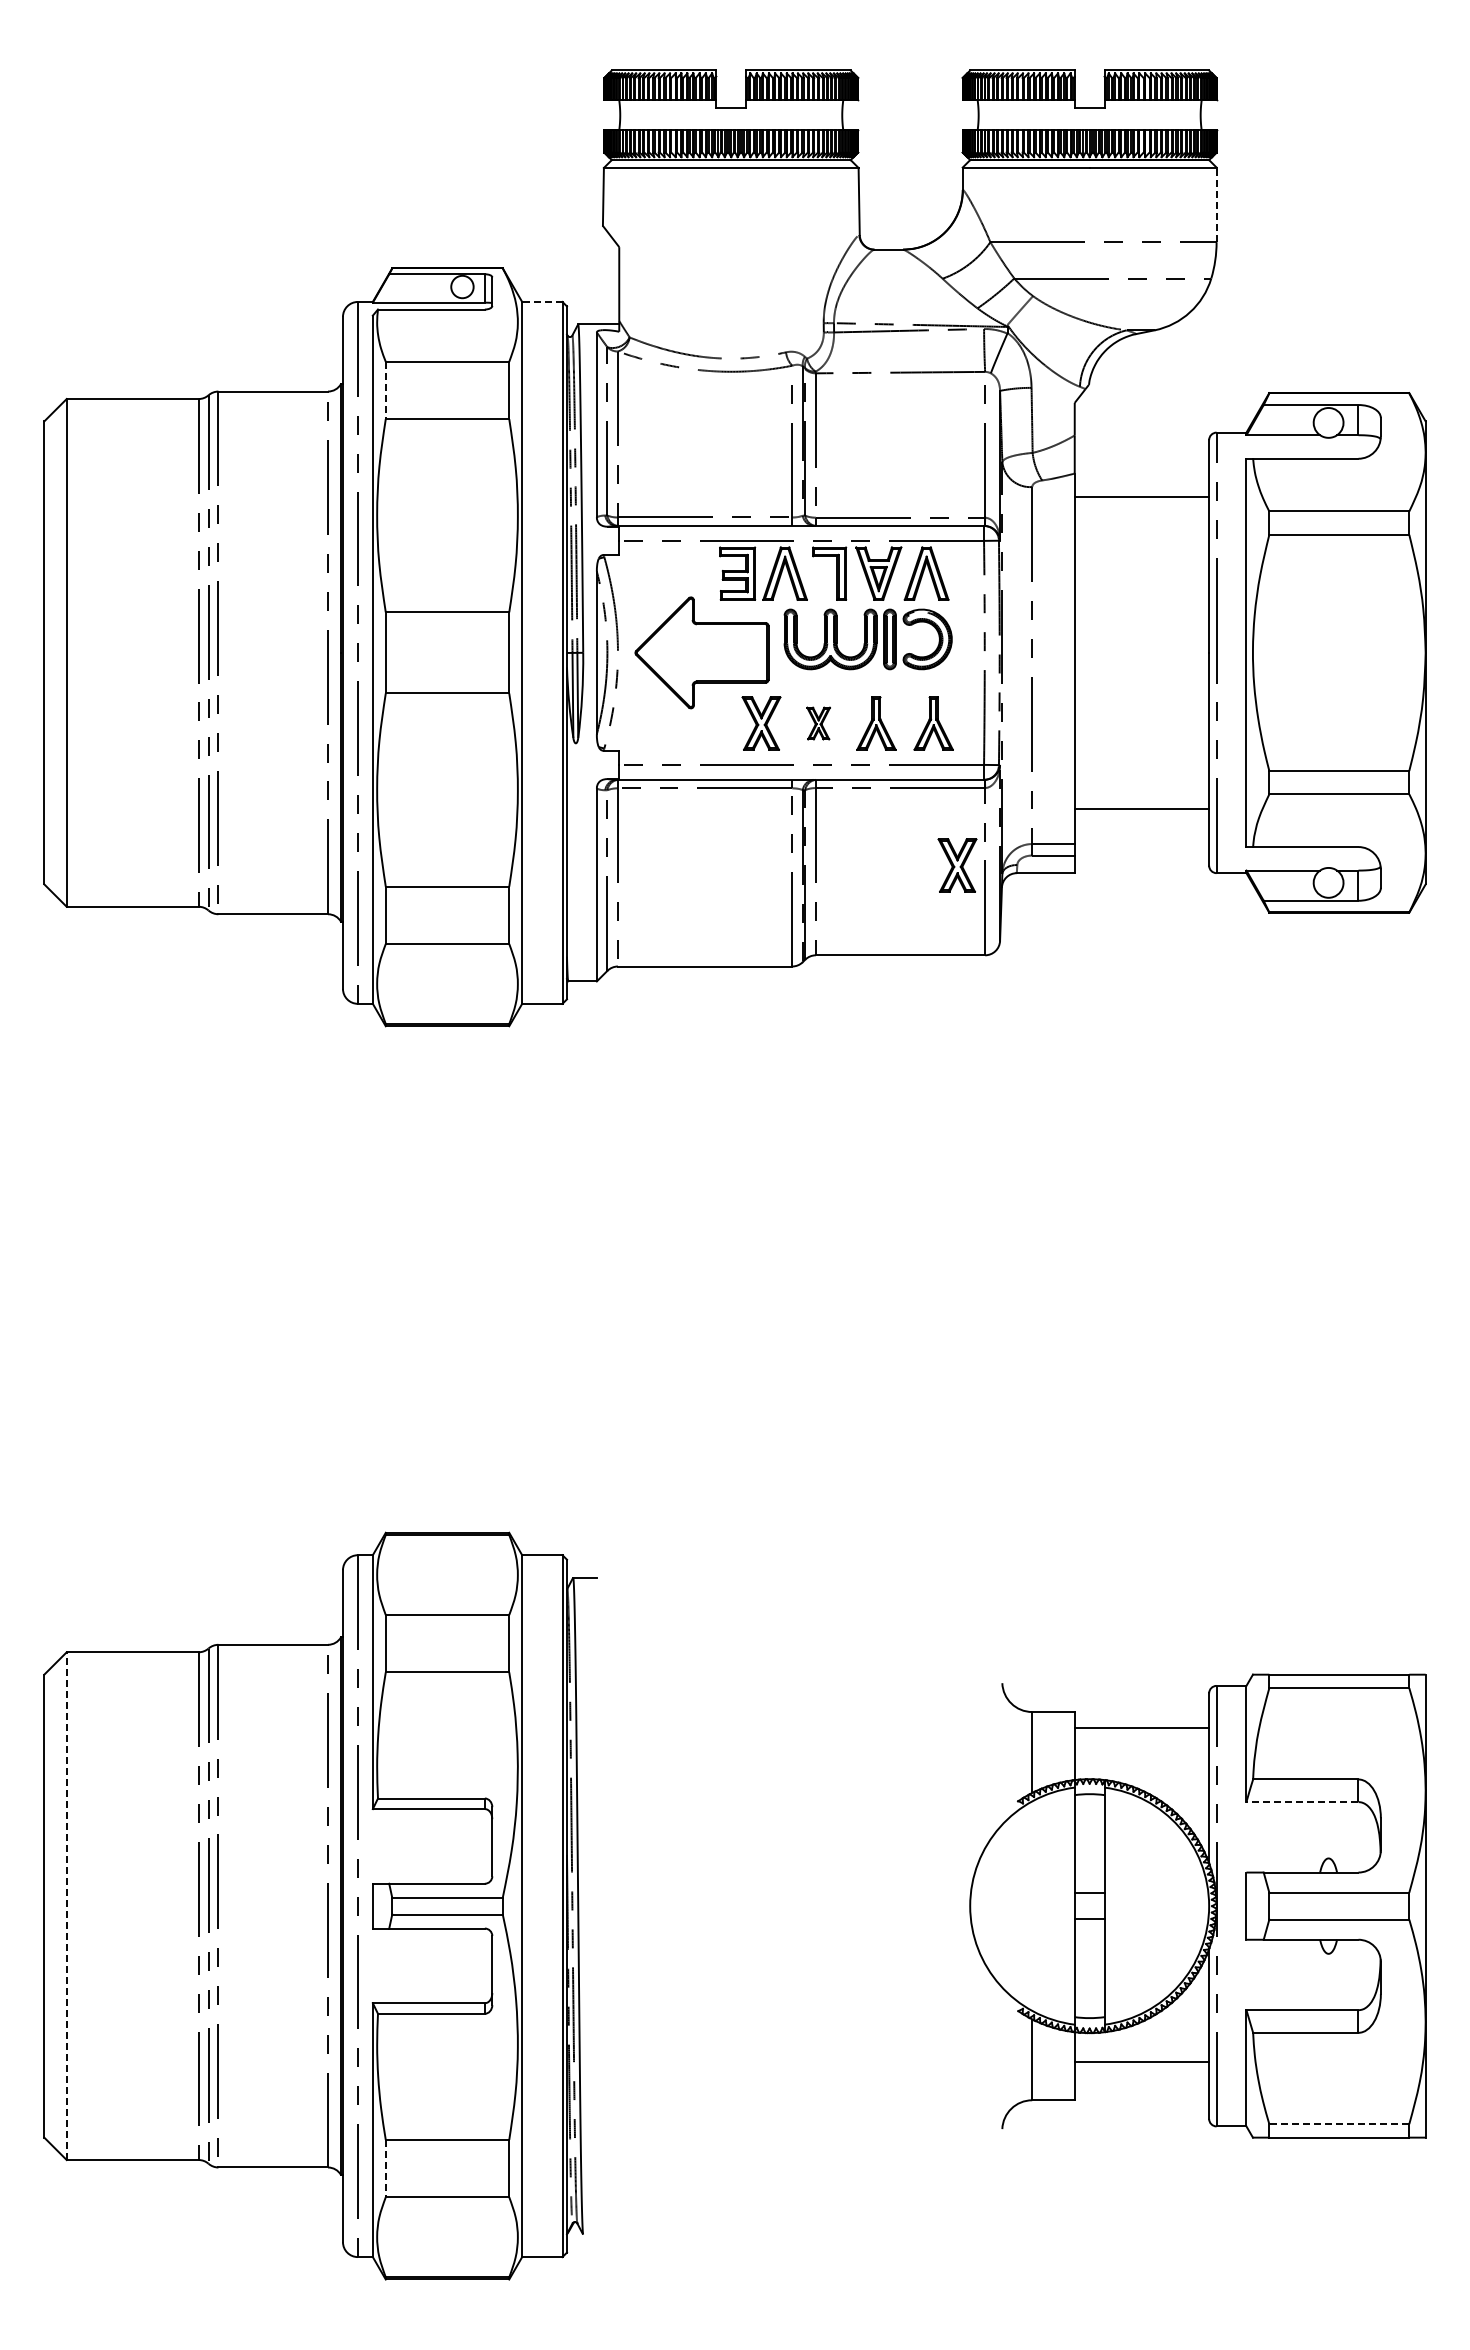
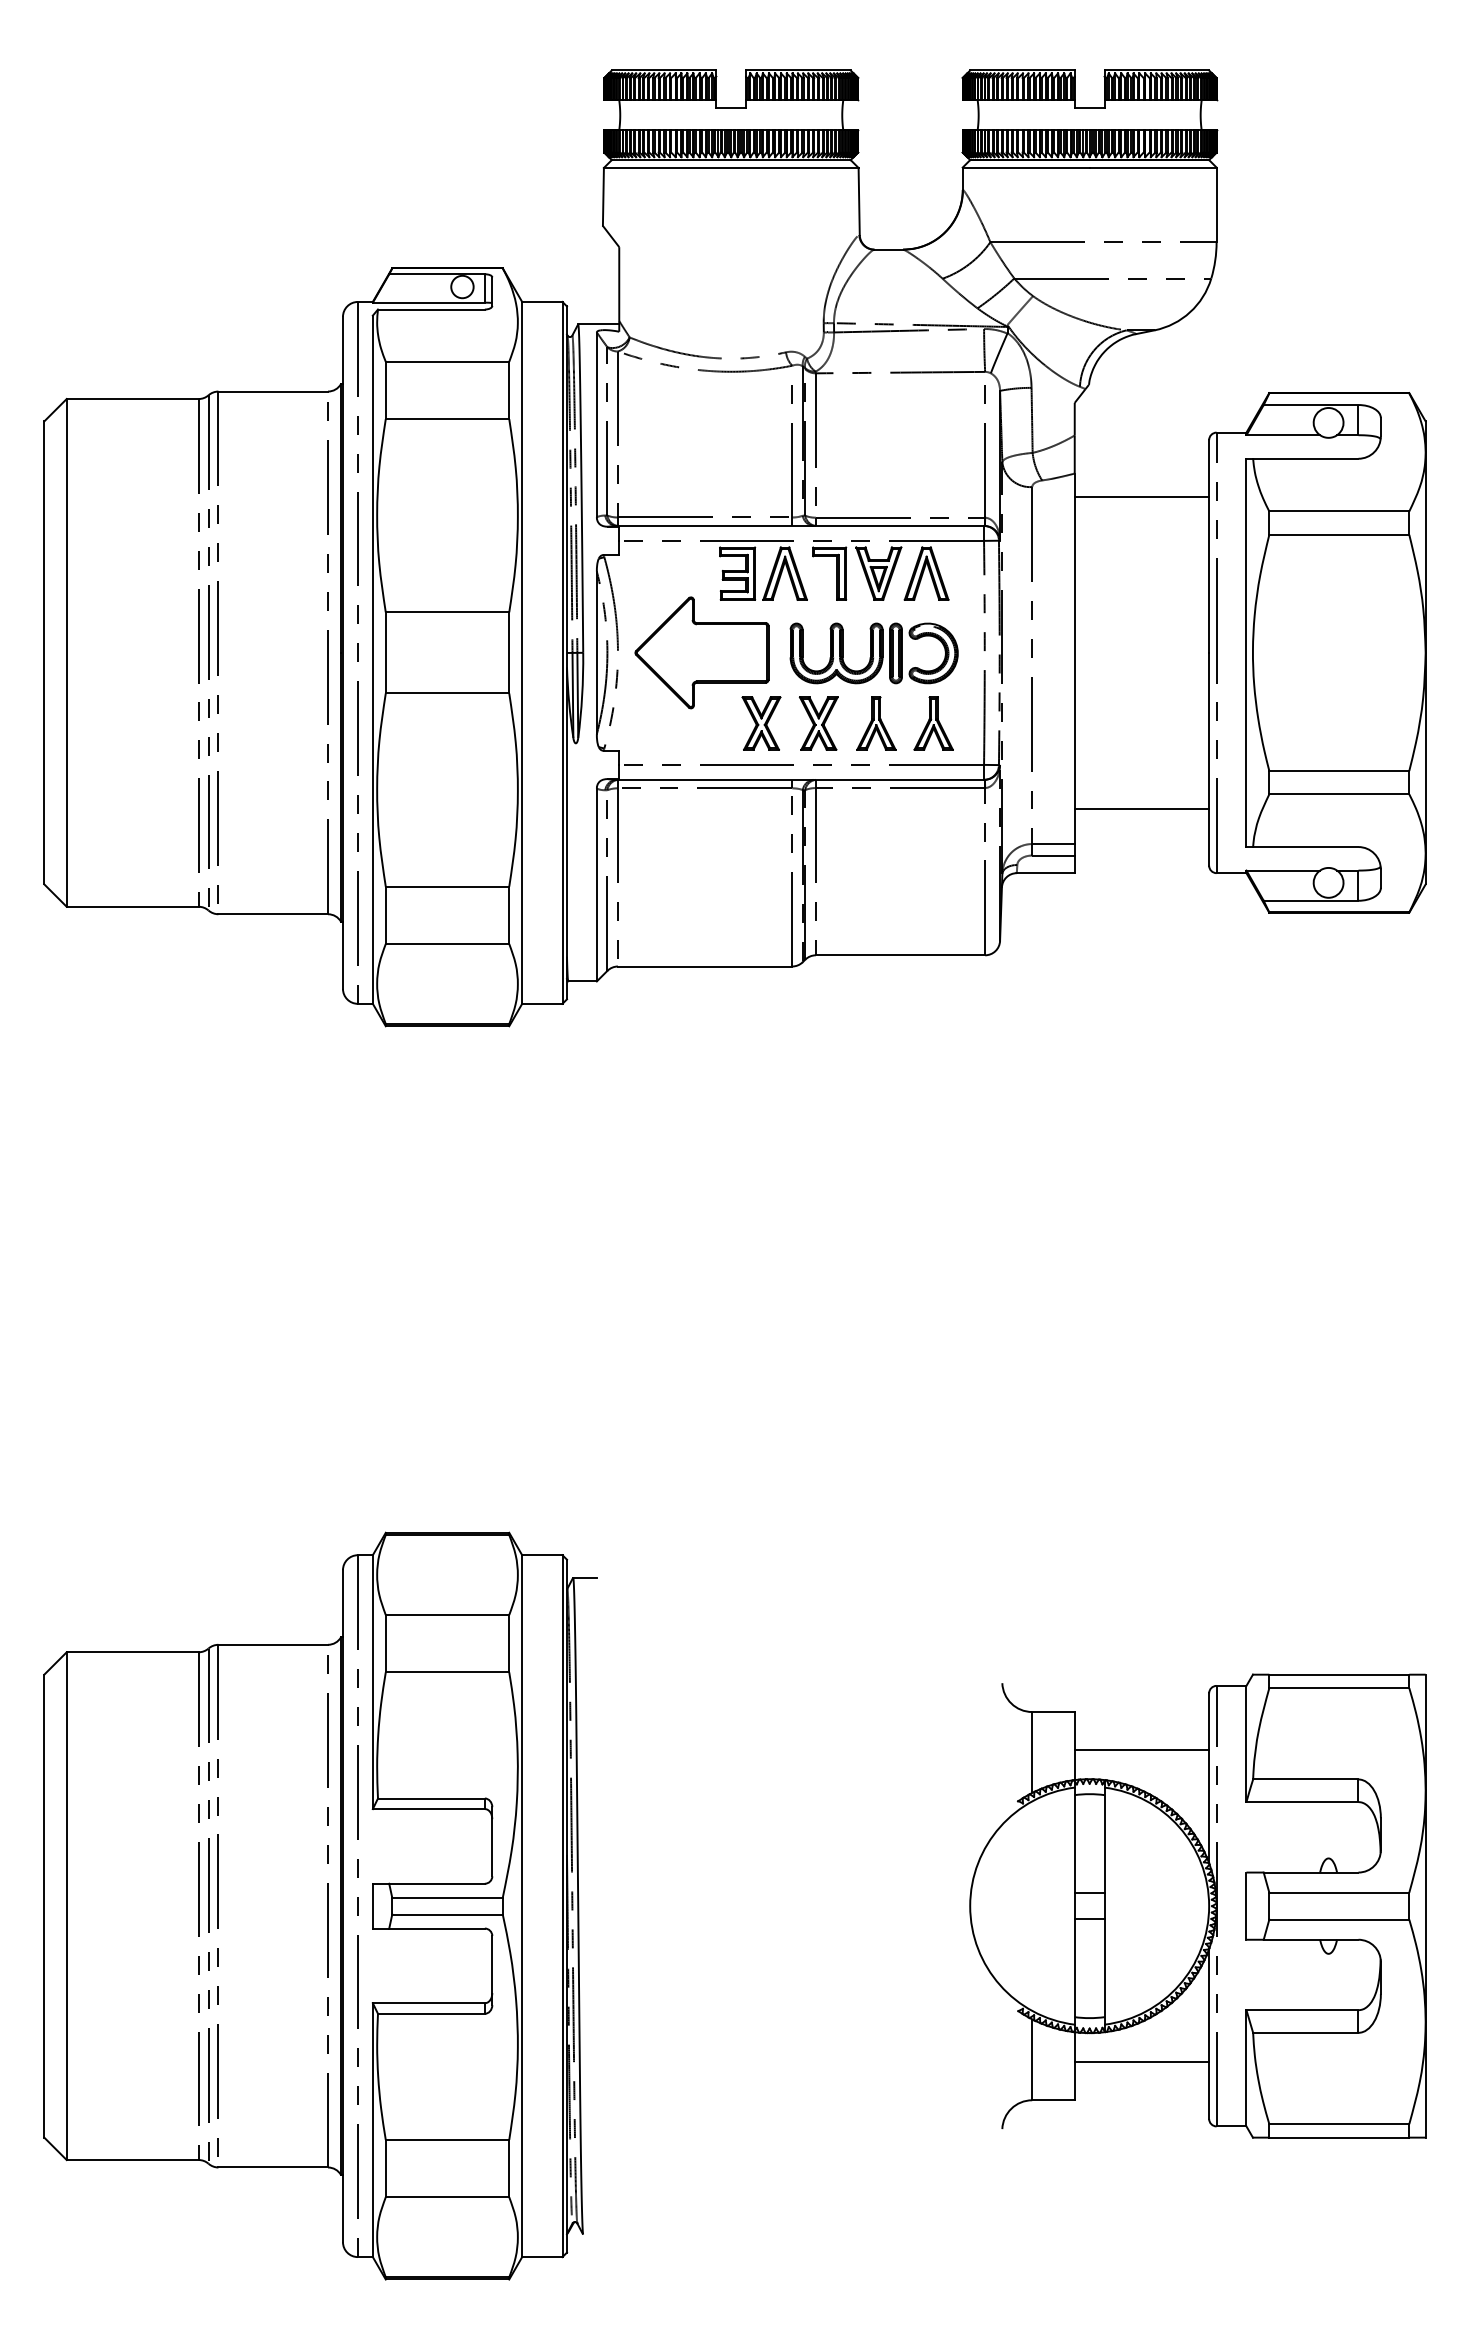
line: dashed -> solid (1216, 204)
line: dashed -> solid (541, 301)
line: dashed -> solid (385, 390)
part position: (867, 639) -> (873, 653) (873, 653)
part size: 25x35 px -> 41x55 px (818, 723)
part: present -> none (957, 865)
line position: (1141, 1728) -> (1141, 1750) (1141, 1750)
line: dashed -> solid (1301, 1802)
line: dashed -> solid (66, 1906)
line: dashed -> solid (1339, 2124)
line: dashed -> solid (385, 2168)
